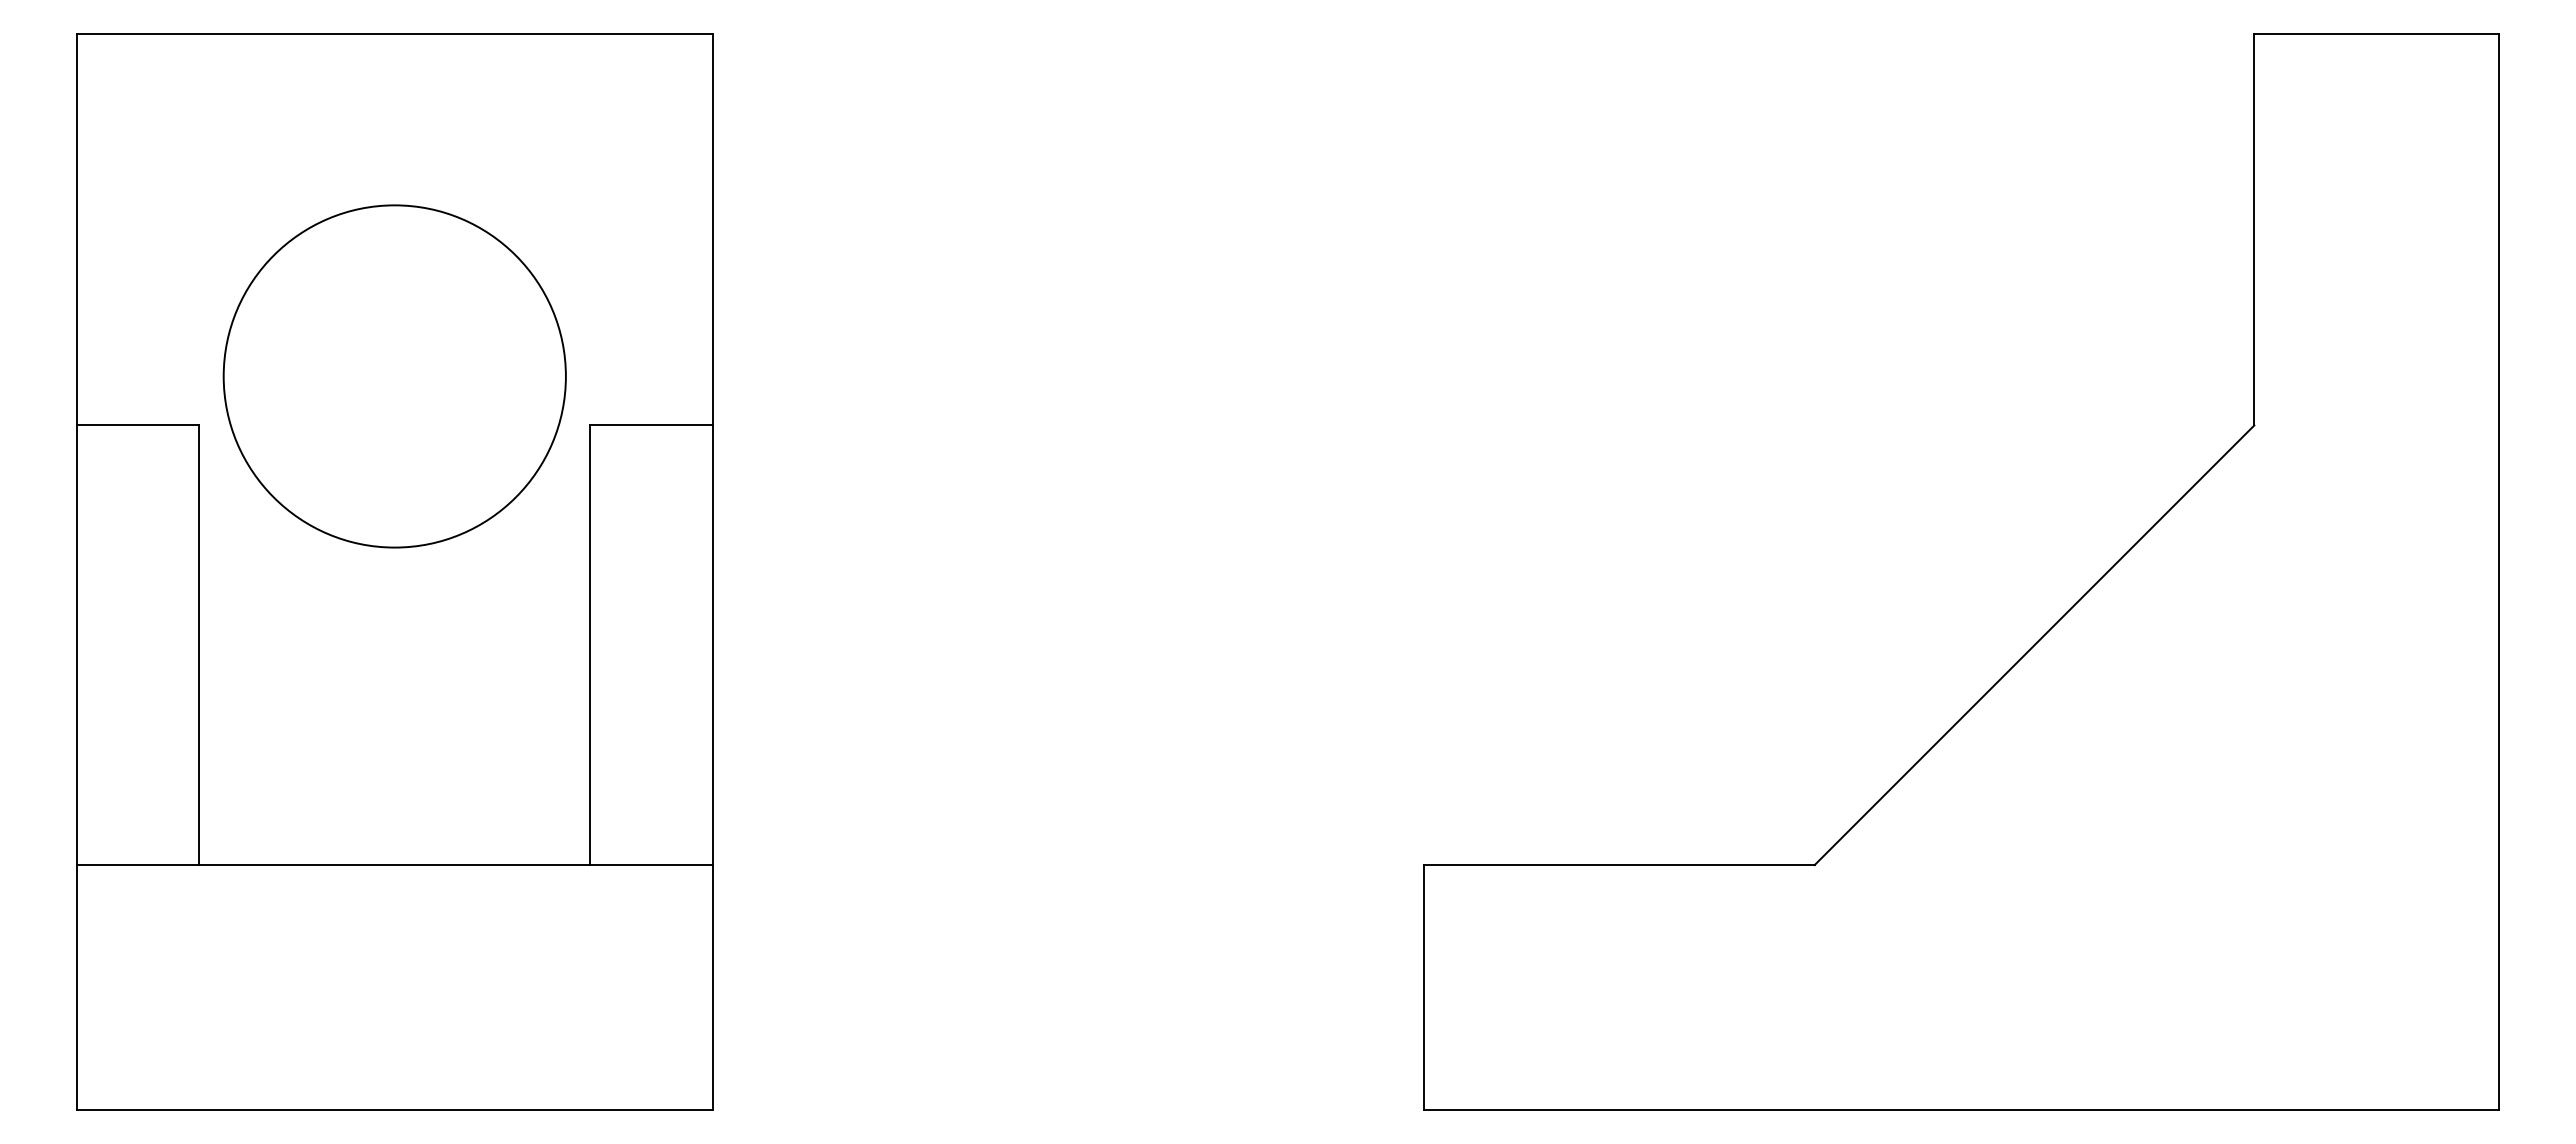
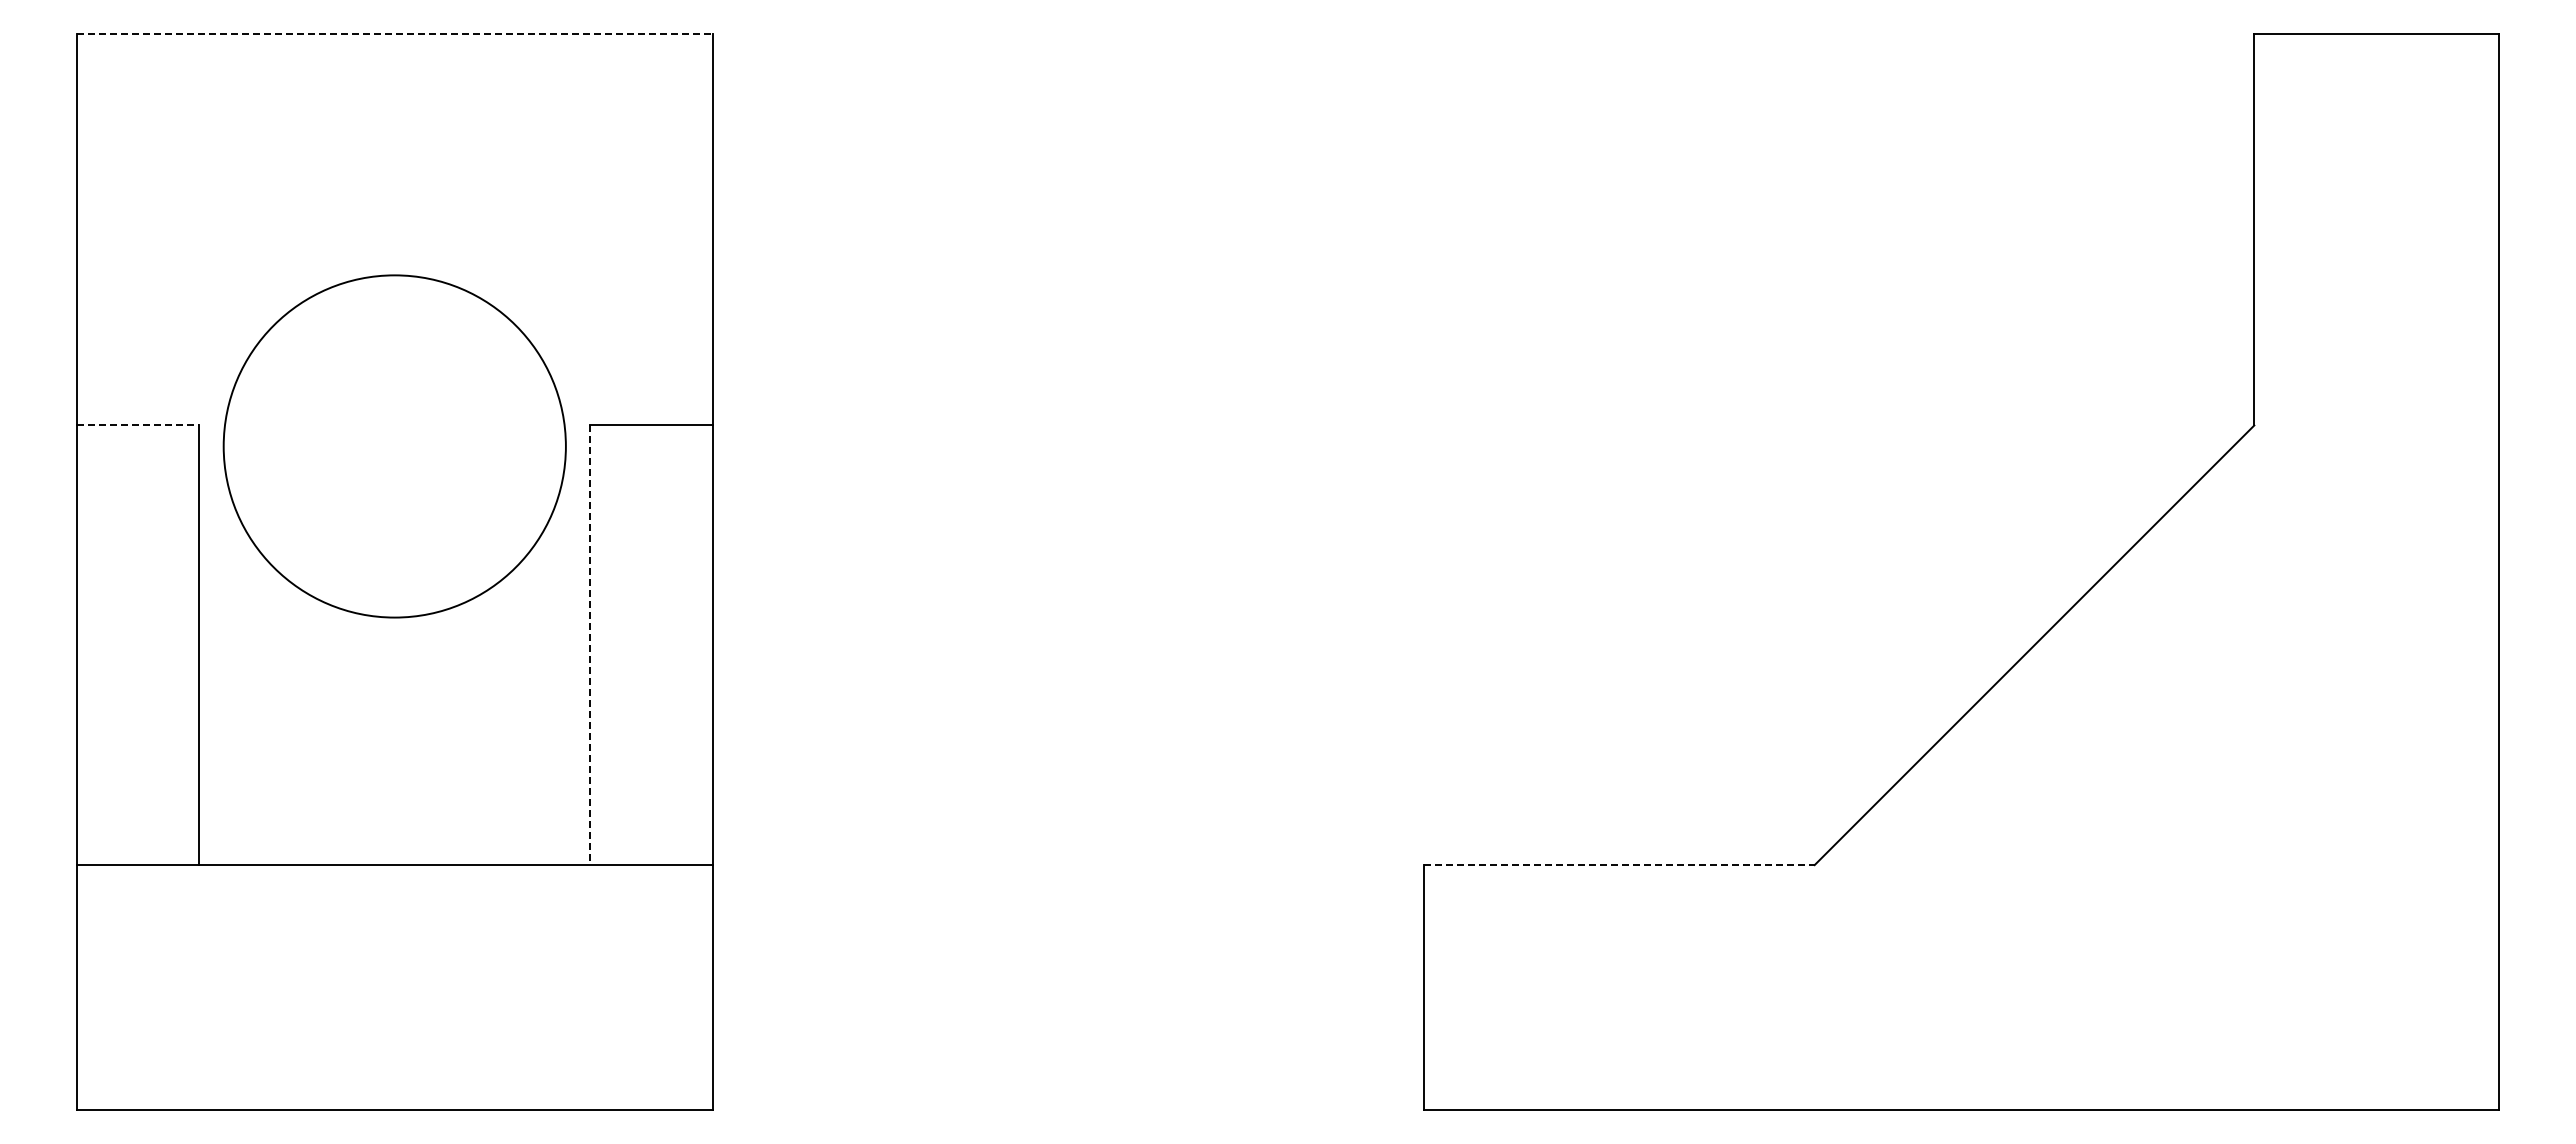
line: solid -> dashed (394, 34)
circle position: (394, 376) -> (394, 446) (394, 446)
line: solid -> dashed (138, 425)
line: solid -> dashed (590, 645)
line: solid -> dashed (1619, 865)
